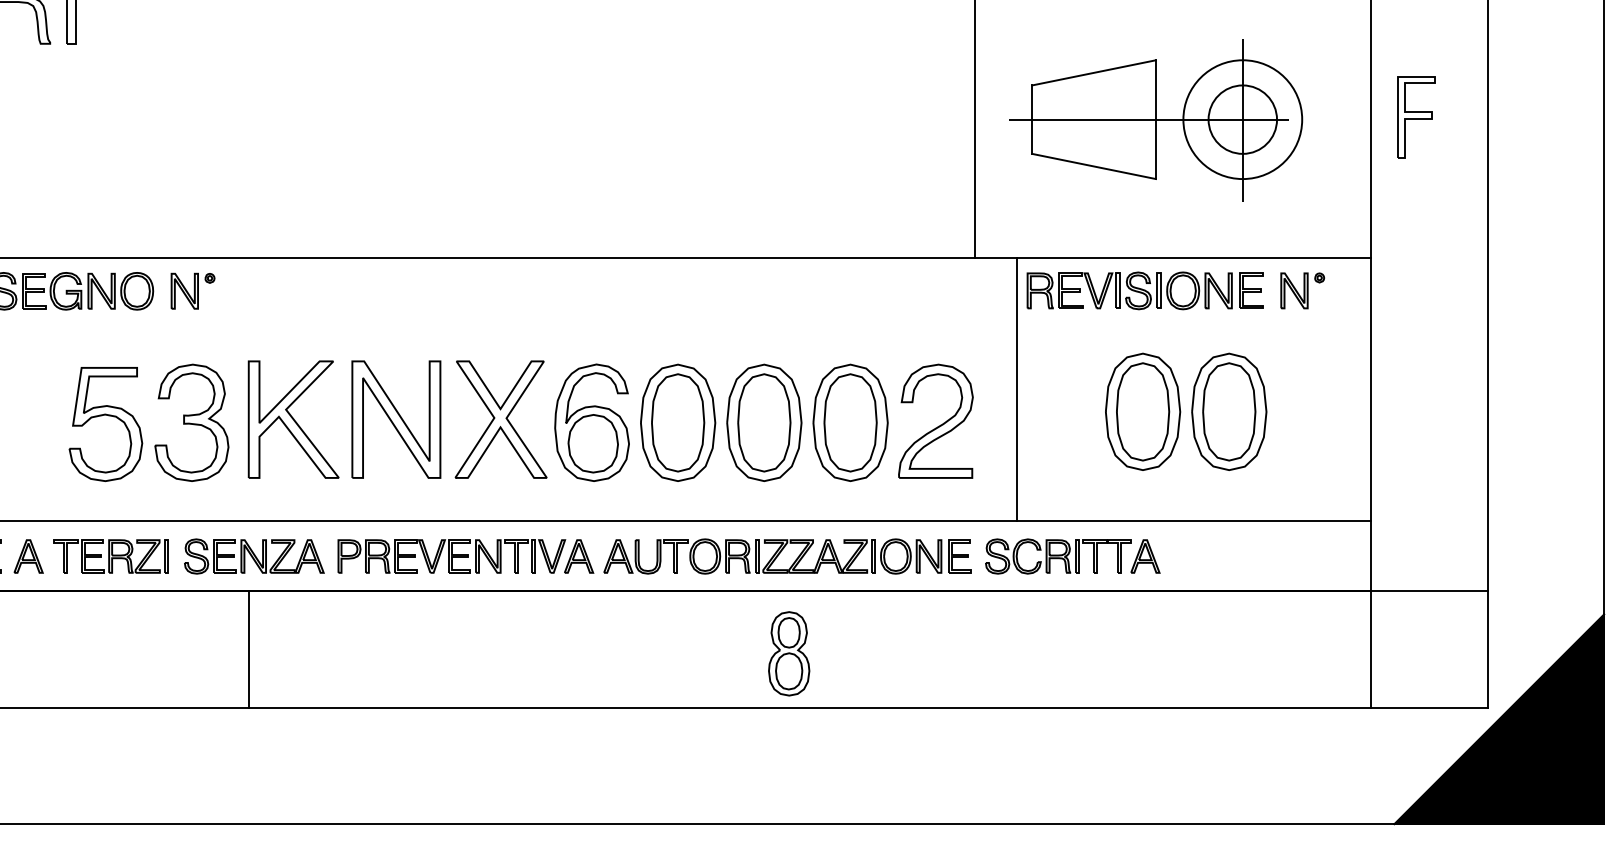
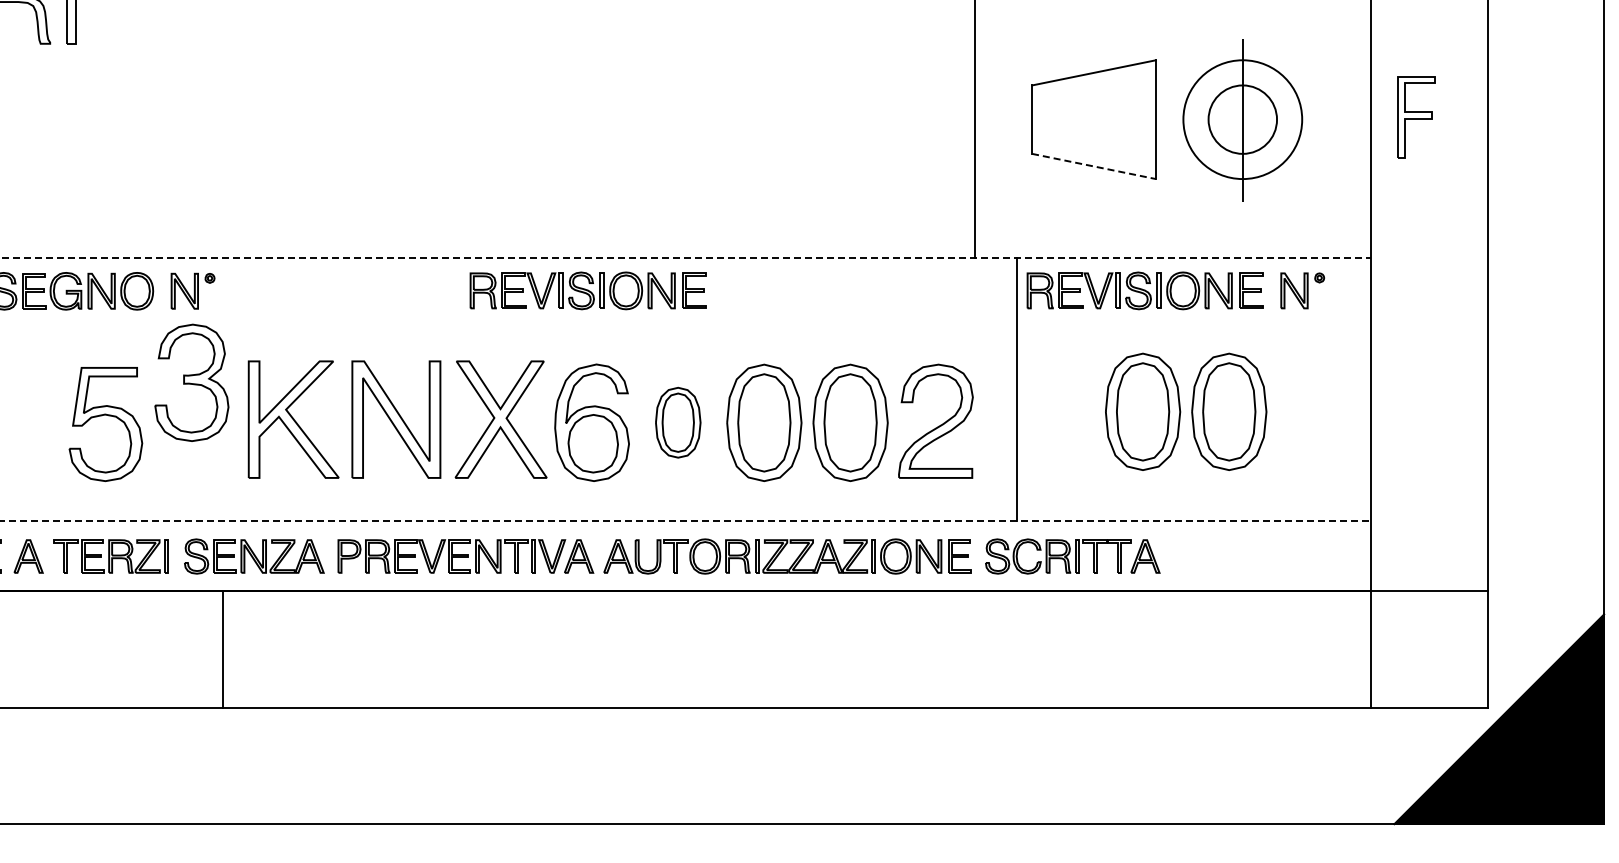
line: present -> none (1166, 119)
line: solid -> dashed (1094, 166)
line: solid -> dashed (686, 257)
part: none -> present (587, 290)
part position: (191, 422) -> (191, 382) (191, 382)
part size: 77x119 px -> 47x73 px (678, 422)
line: solid -> dashed (686, 521)
line position: (249, 649) -> (223, 649) (223, 649)
part: present -> none (789, 653)
